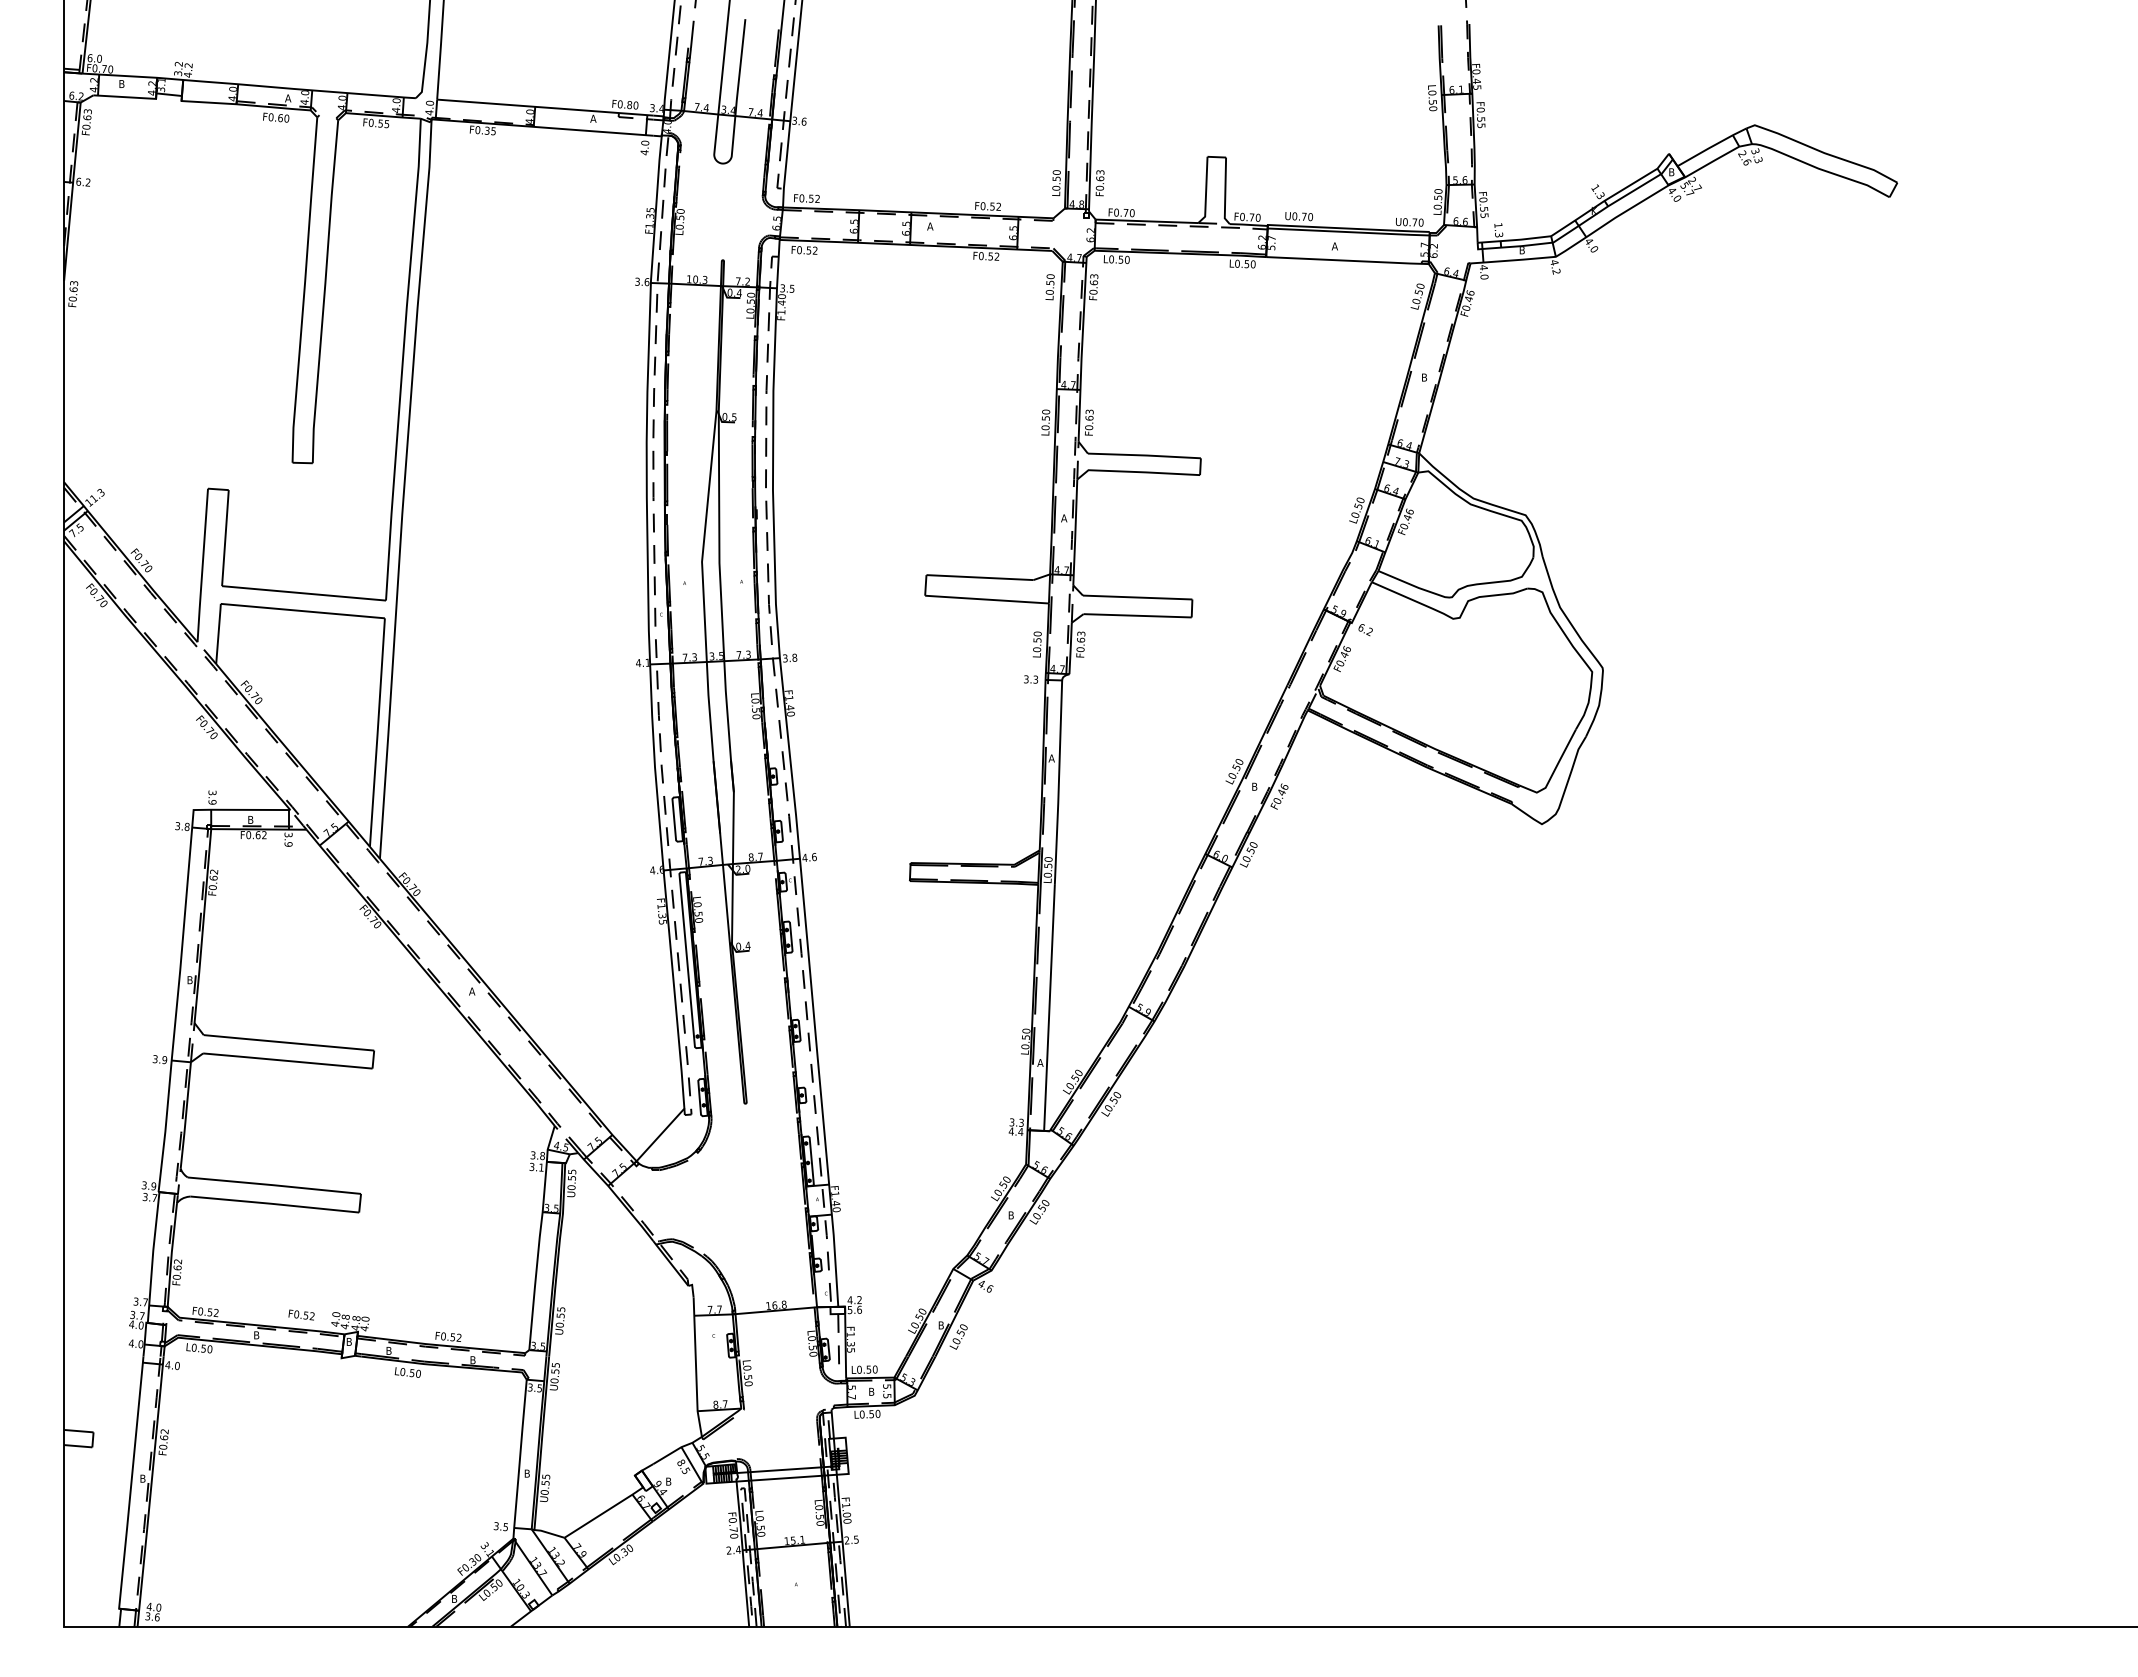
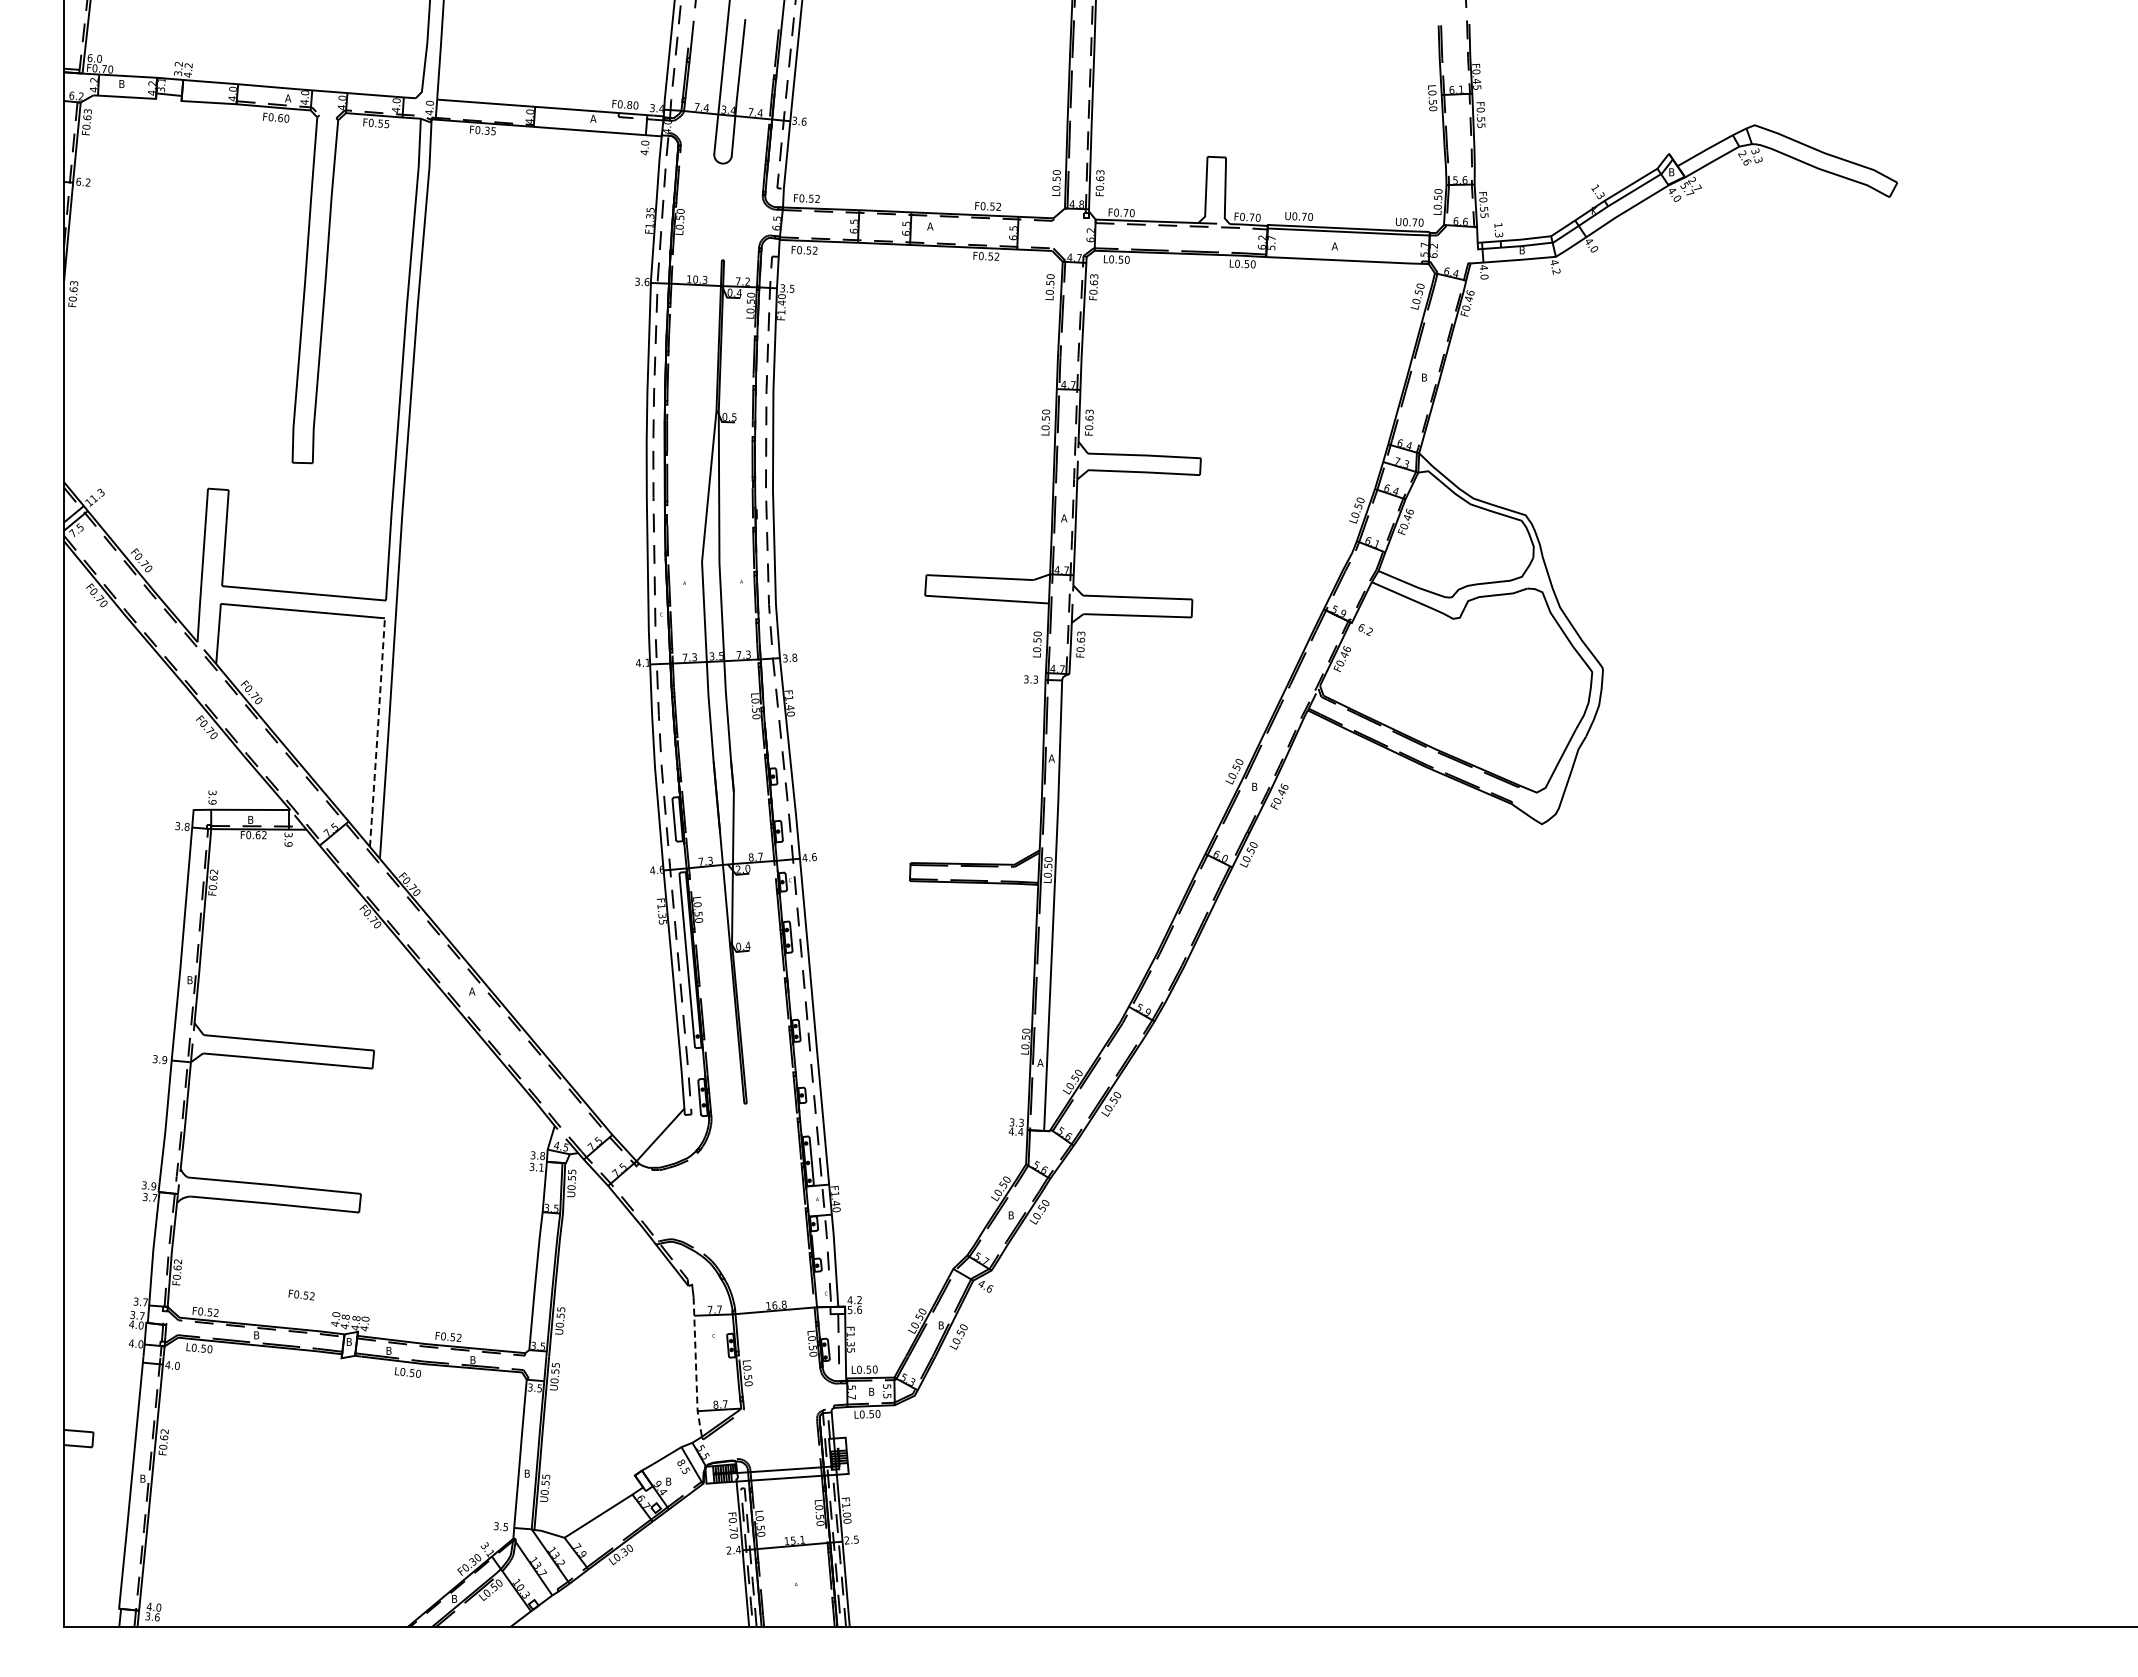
line: solid -> dashed (377, 732)
text position: (301, 1314) -> (301, 1294) (301, 1294)
line: solid -> dashed (696, 1368)
